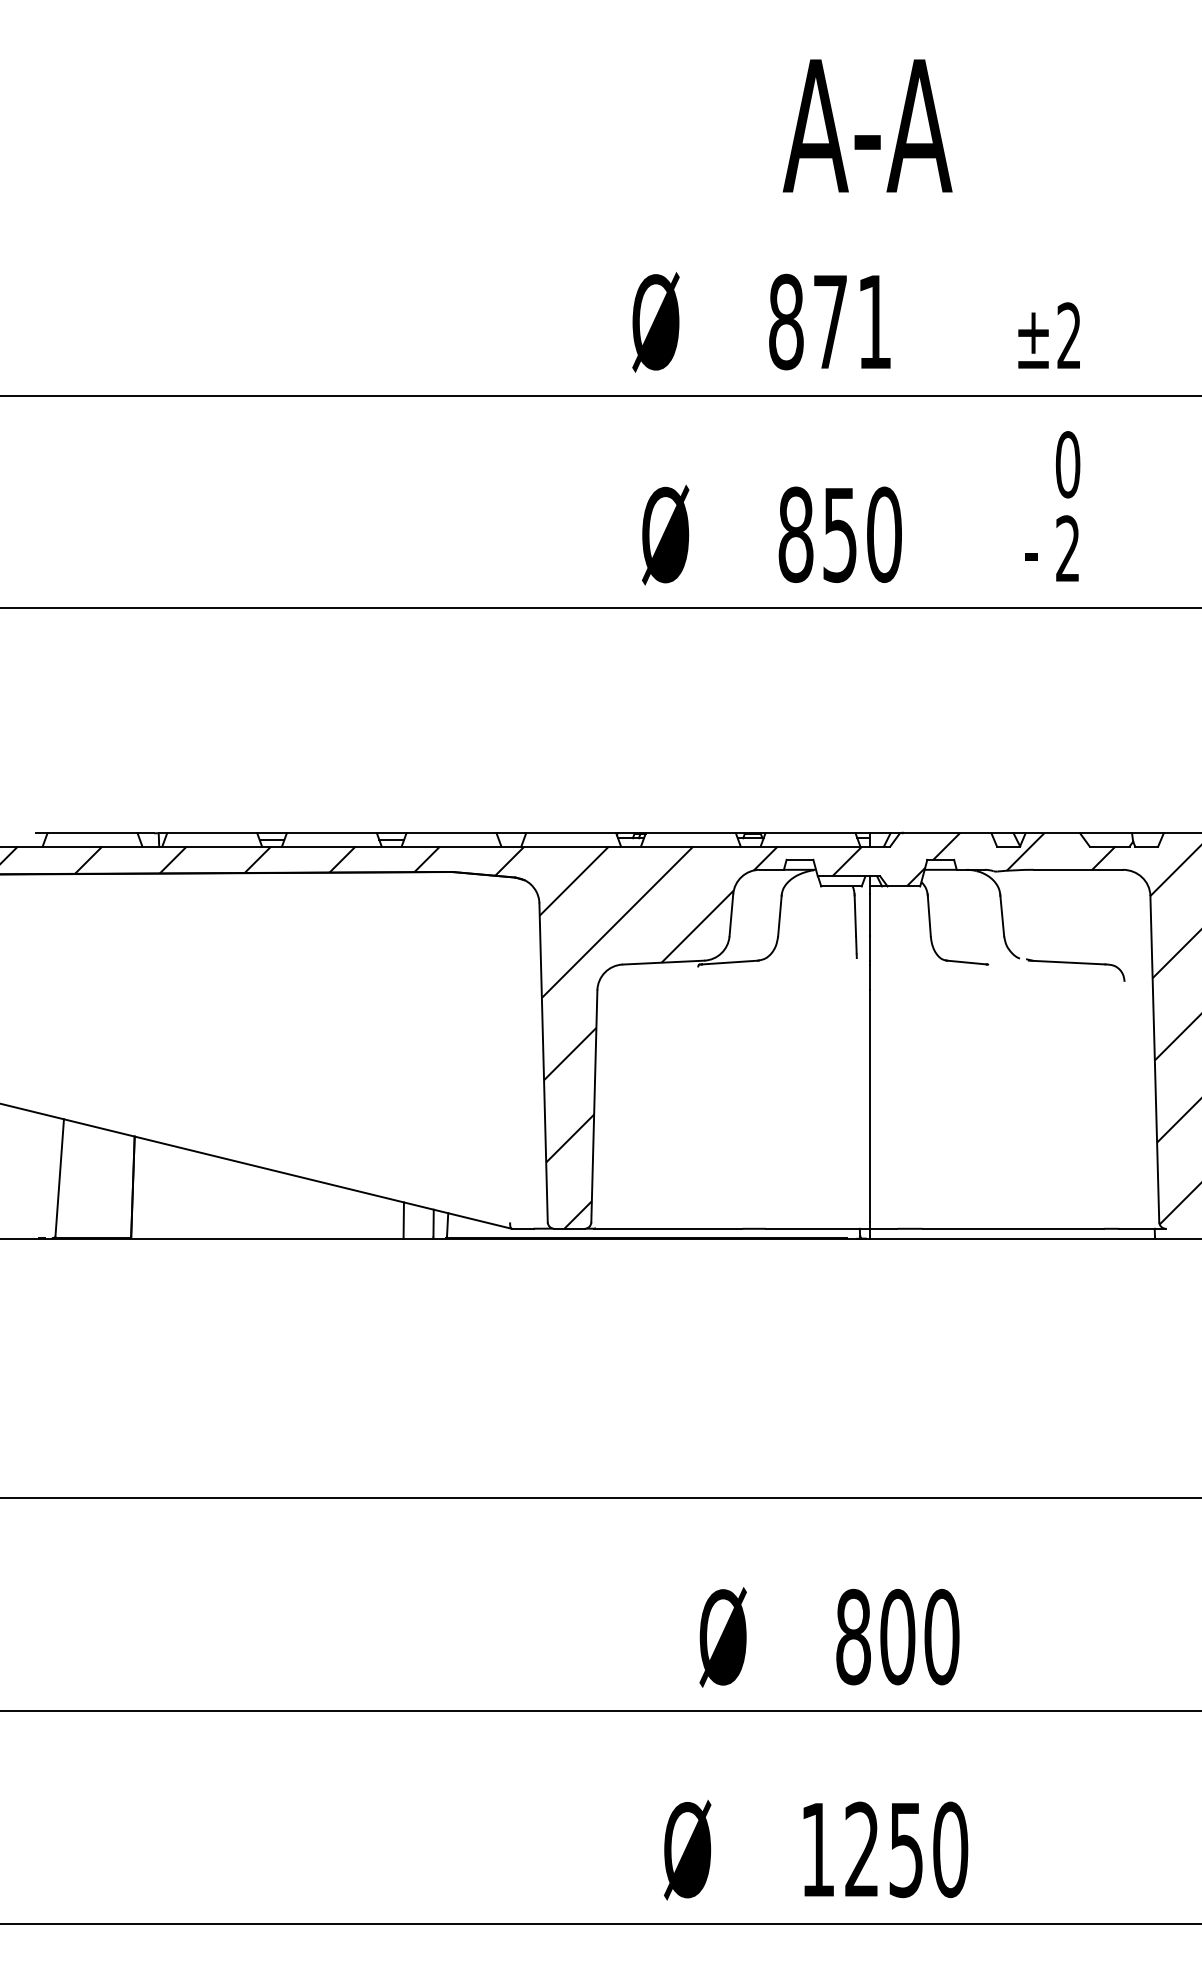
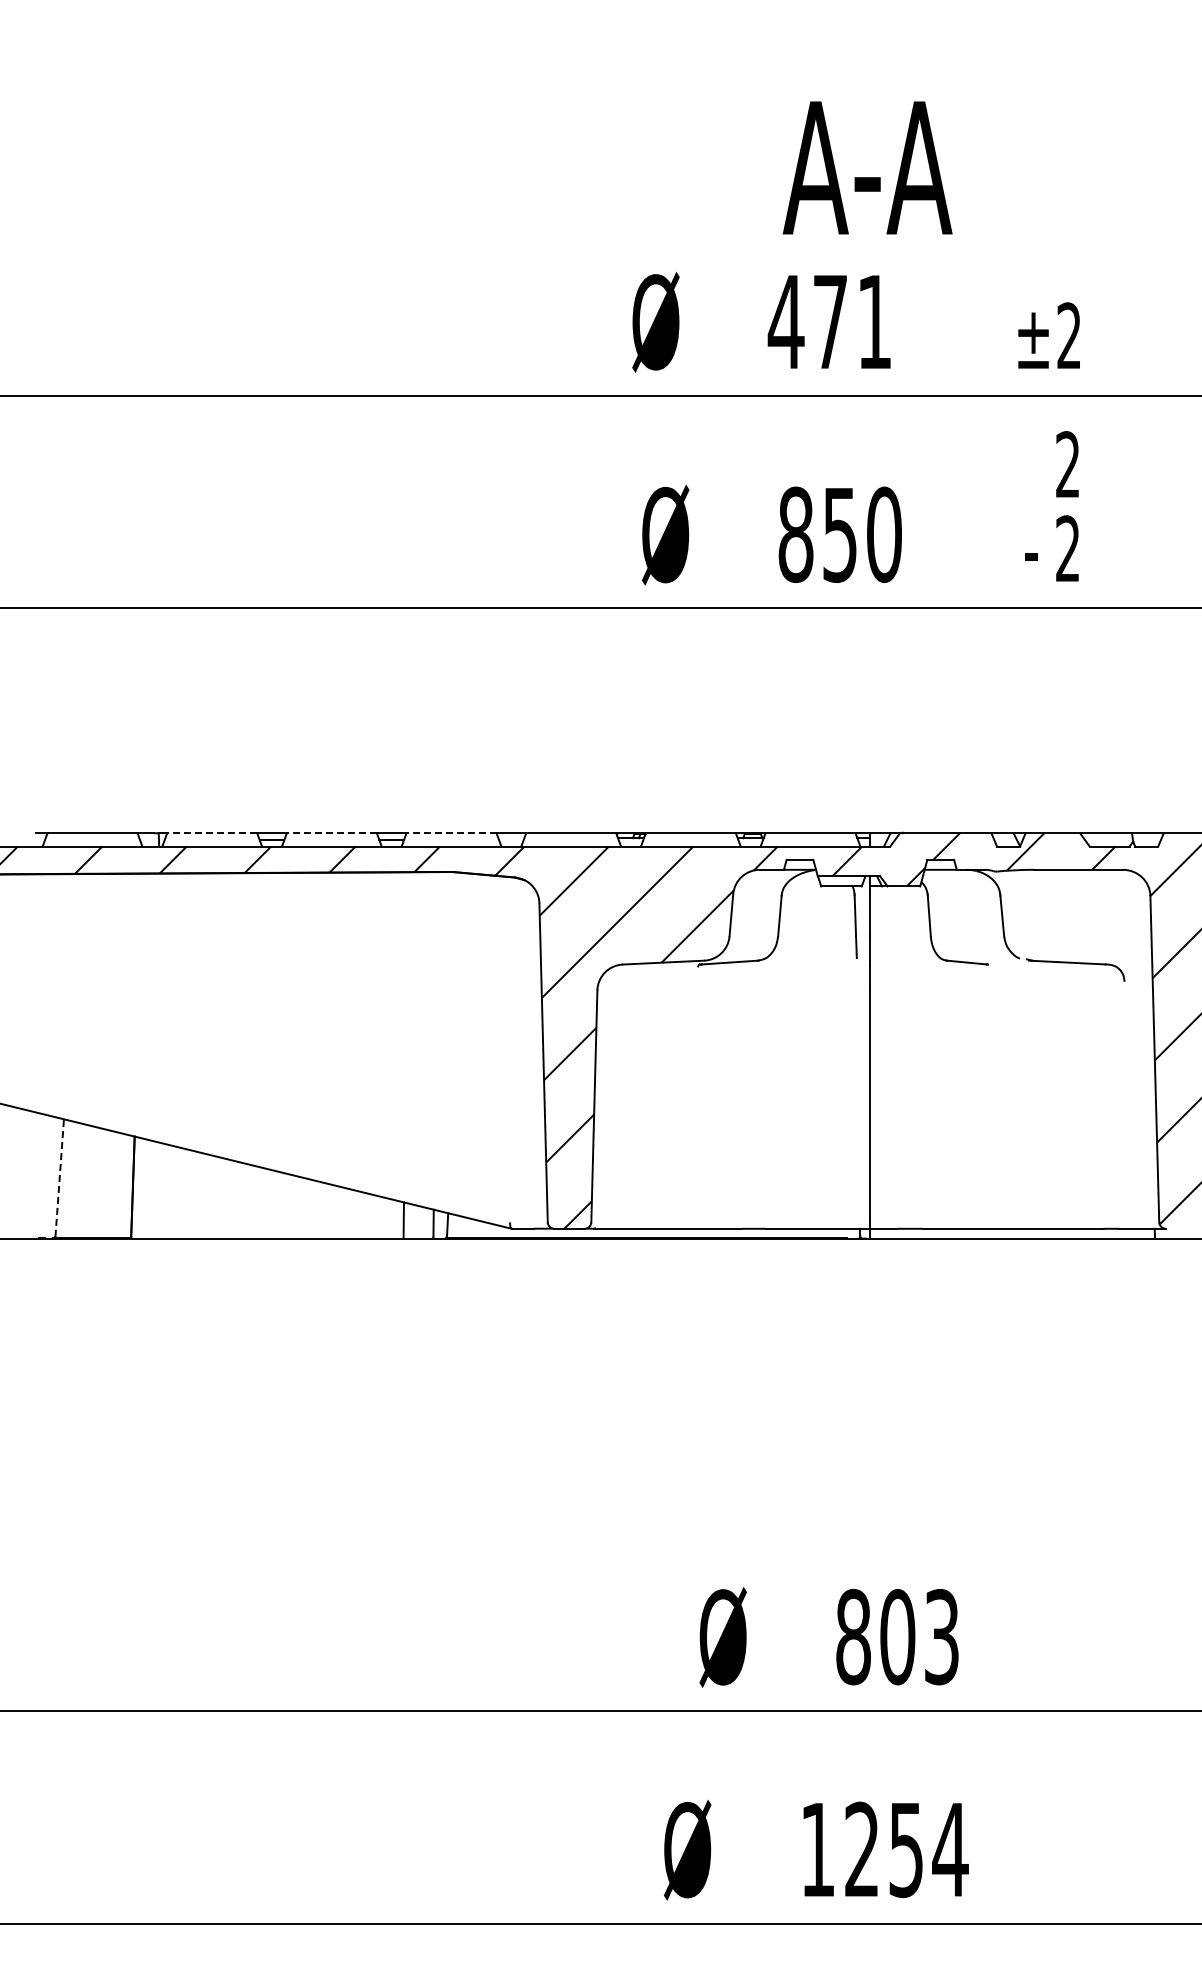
text position: (867, 125) -> (867, 167) (867, 167)
text: 871 -> 471 (785, 321)
text: 0 -> 2 (1067, 464)
line: solid -> dashed (211, 833)
line: solid -> dashed (331, 833)
line: solid -> dashed (451, 833)
line: solid -> dashed (59, 1178)
line: present -> none (600, 1498)
text: 800 -> 803 (941, 1636)
text: 1250 -> 1254 (950, 1849)
